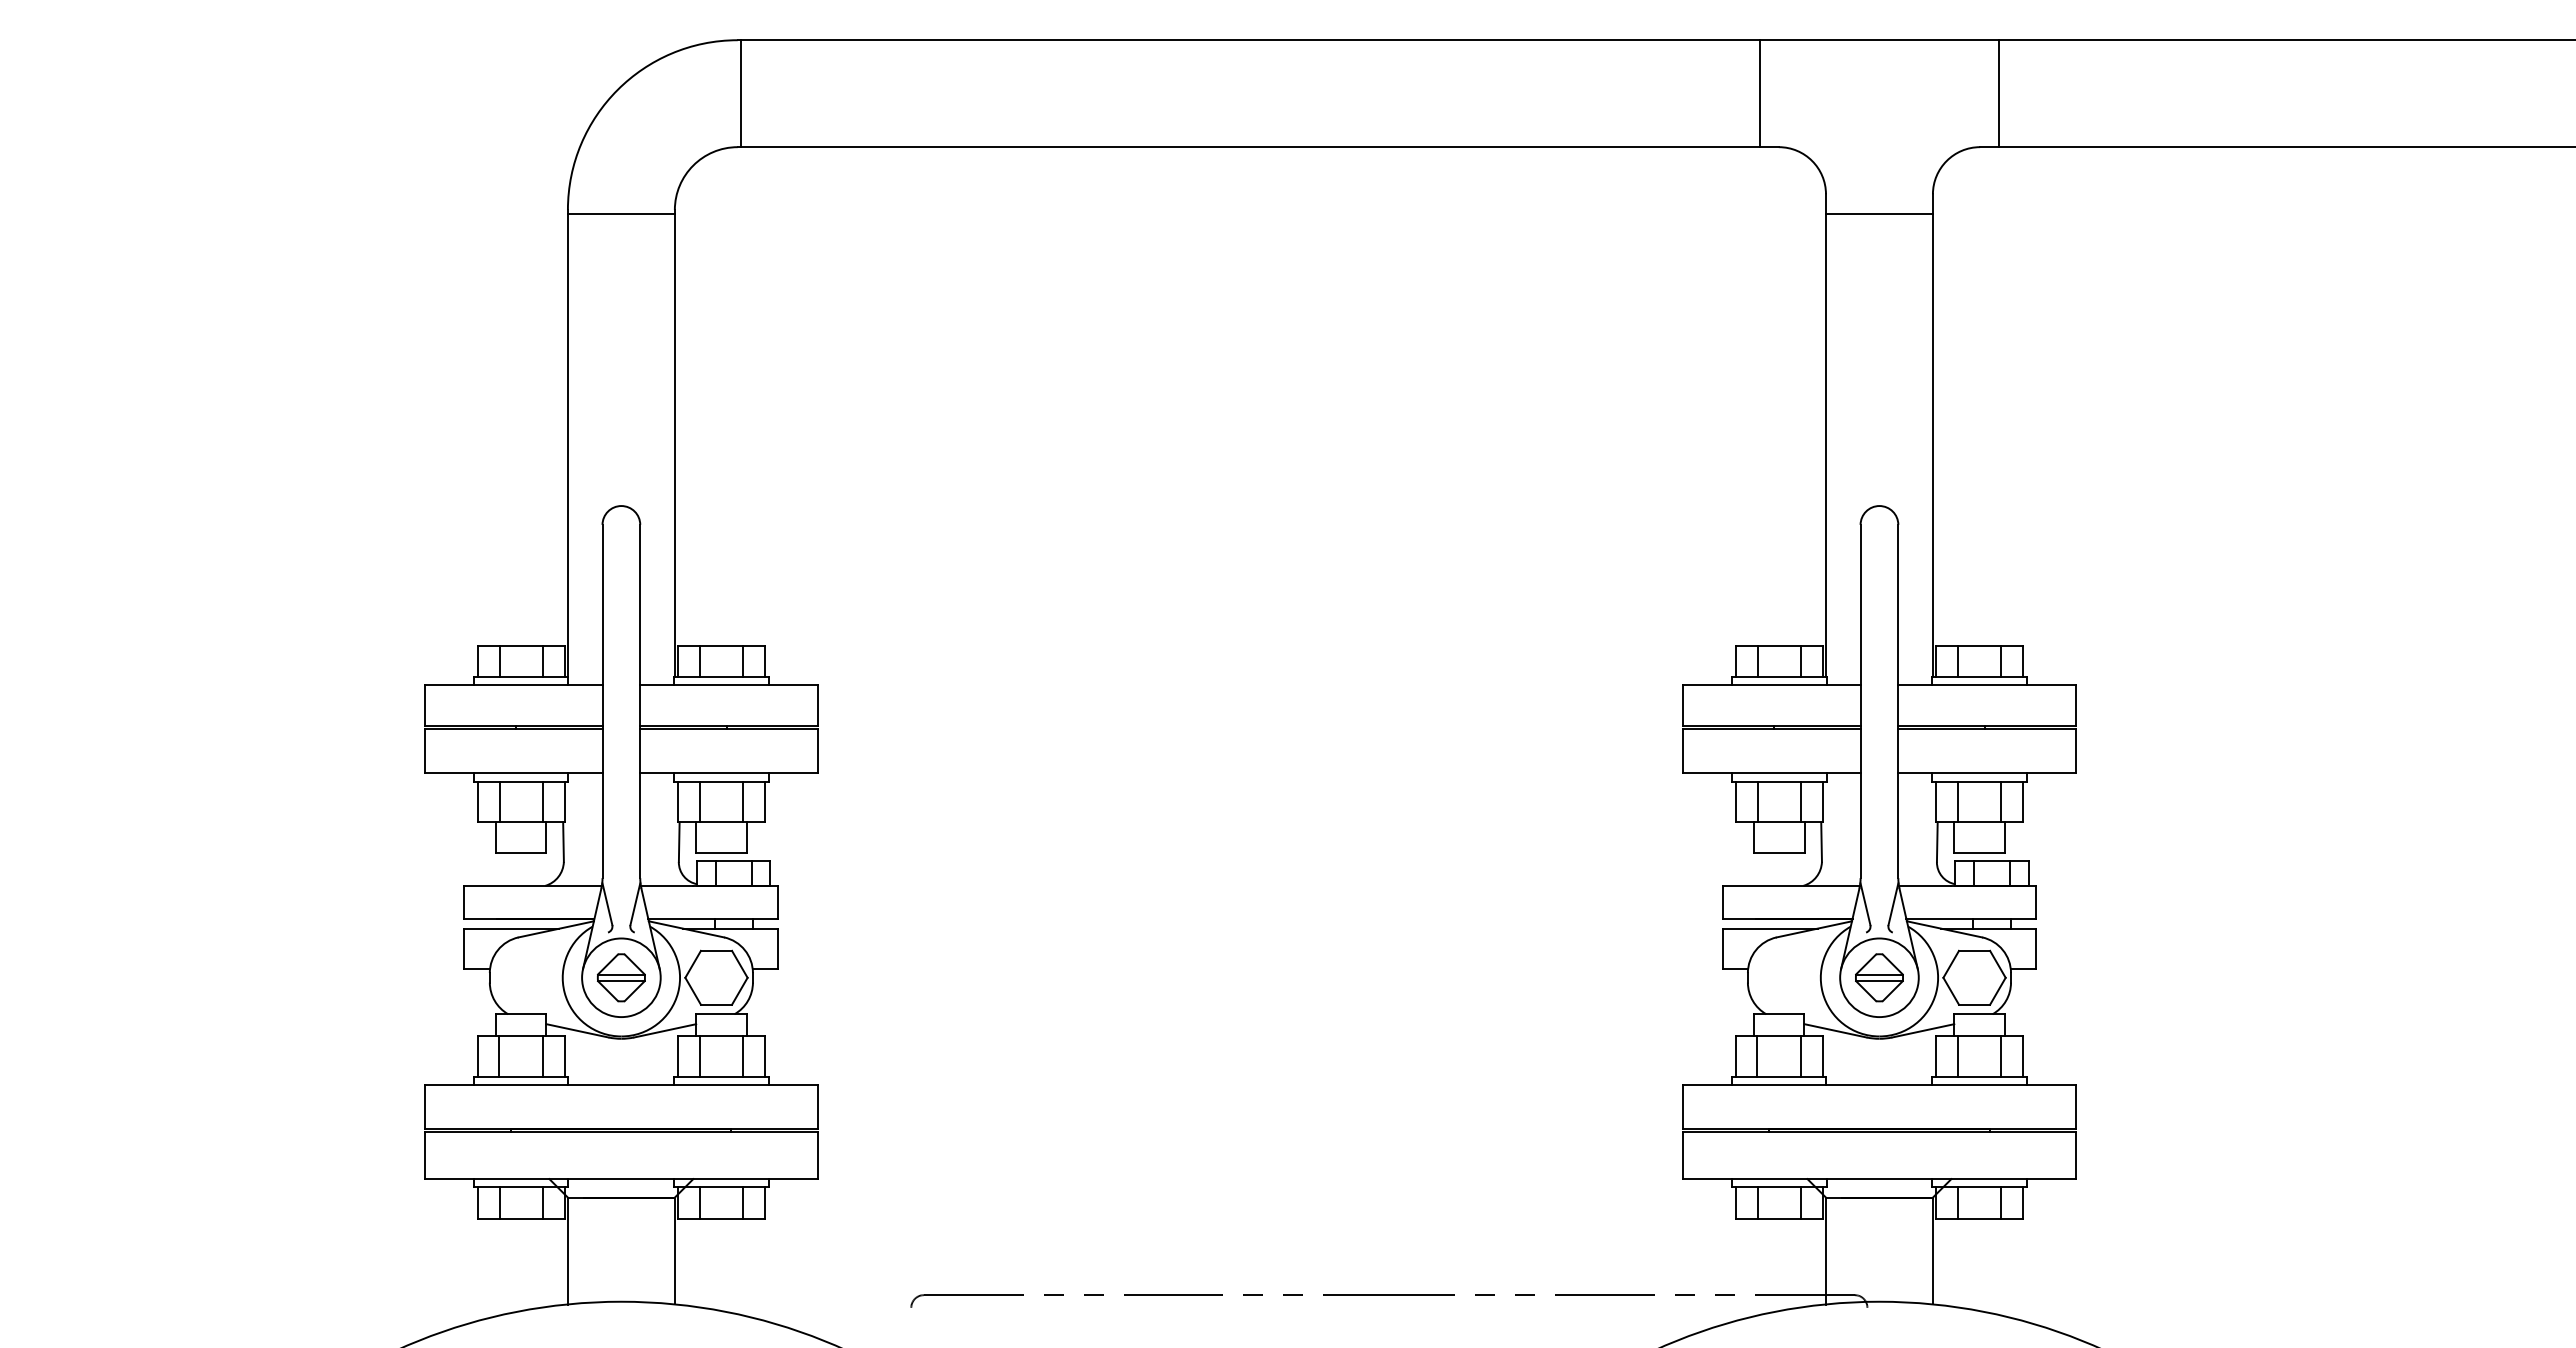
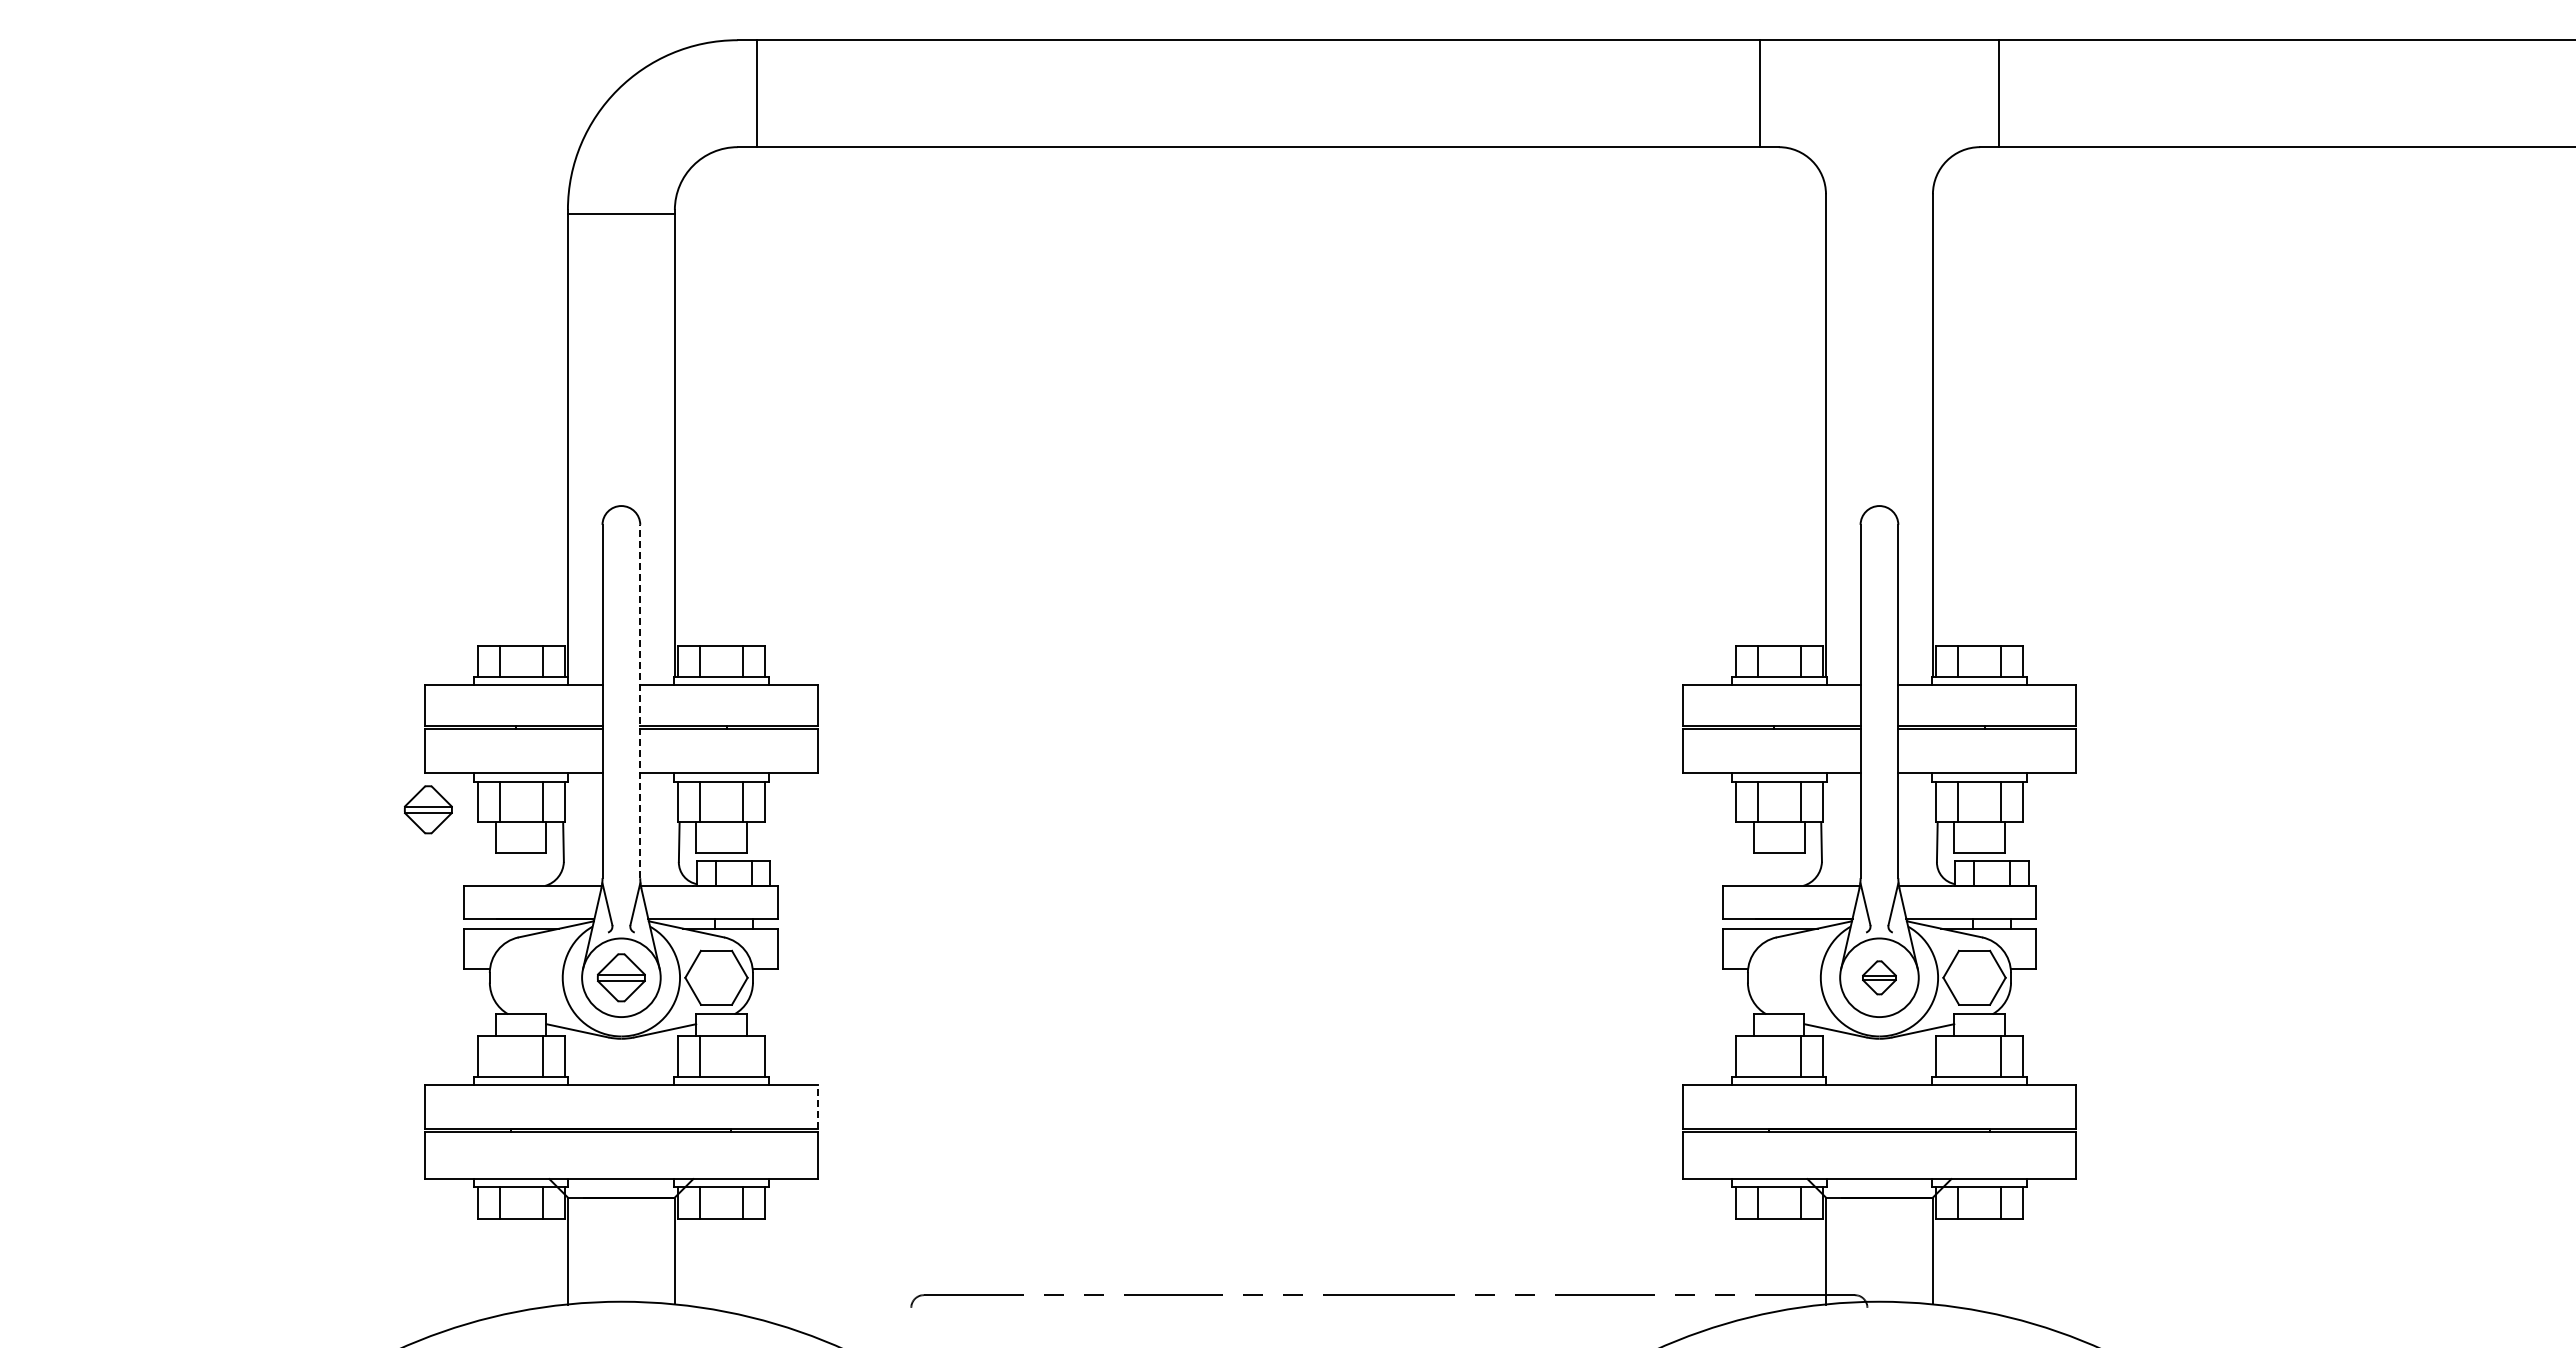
line position: (741, 93) -> (757, 93) (757, 93)
line: present -> none (1878, 213)
line: solid -> dashed (640, 701)
part: none -> present (428, 809)
part size: 49x50 px -> 35x36 px (1879, 977)
line: present -> none (499, 1055)
line: present -> none (743, 1055)
line: present -> none (1757, 1055)
line: present -> none (1957, 1055)
line: solid -> dashed (817, 1106)
